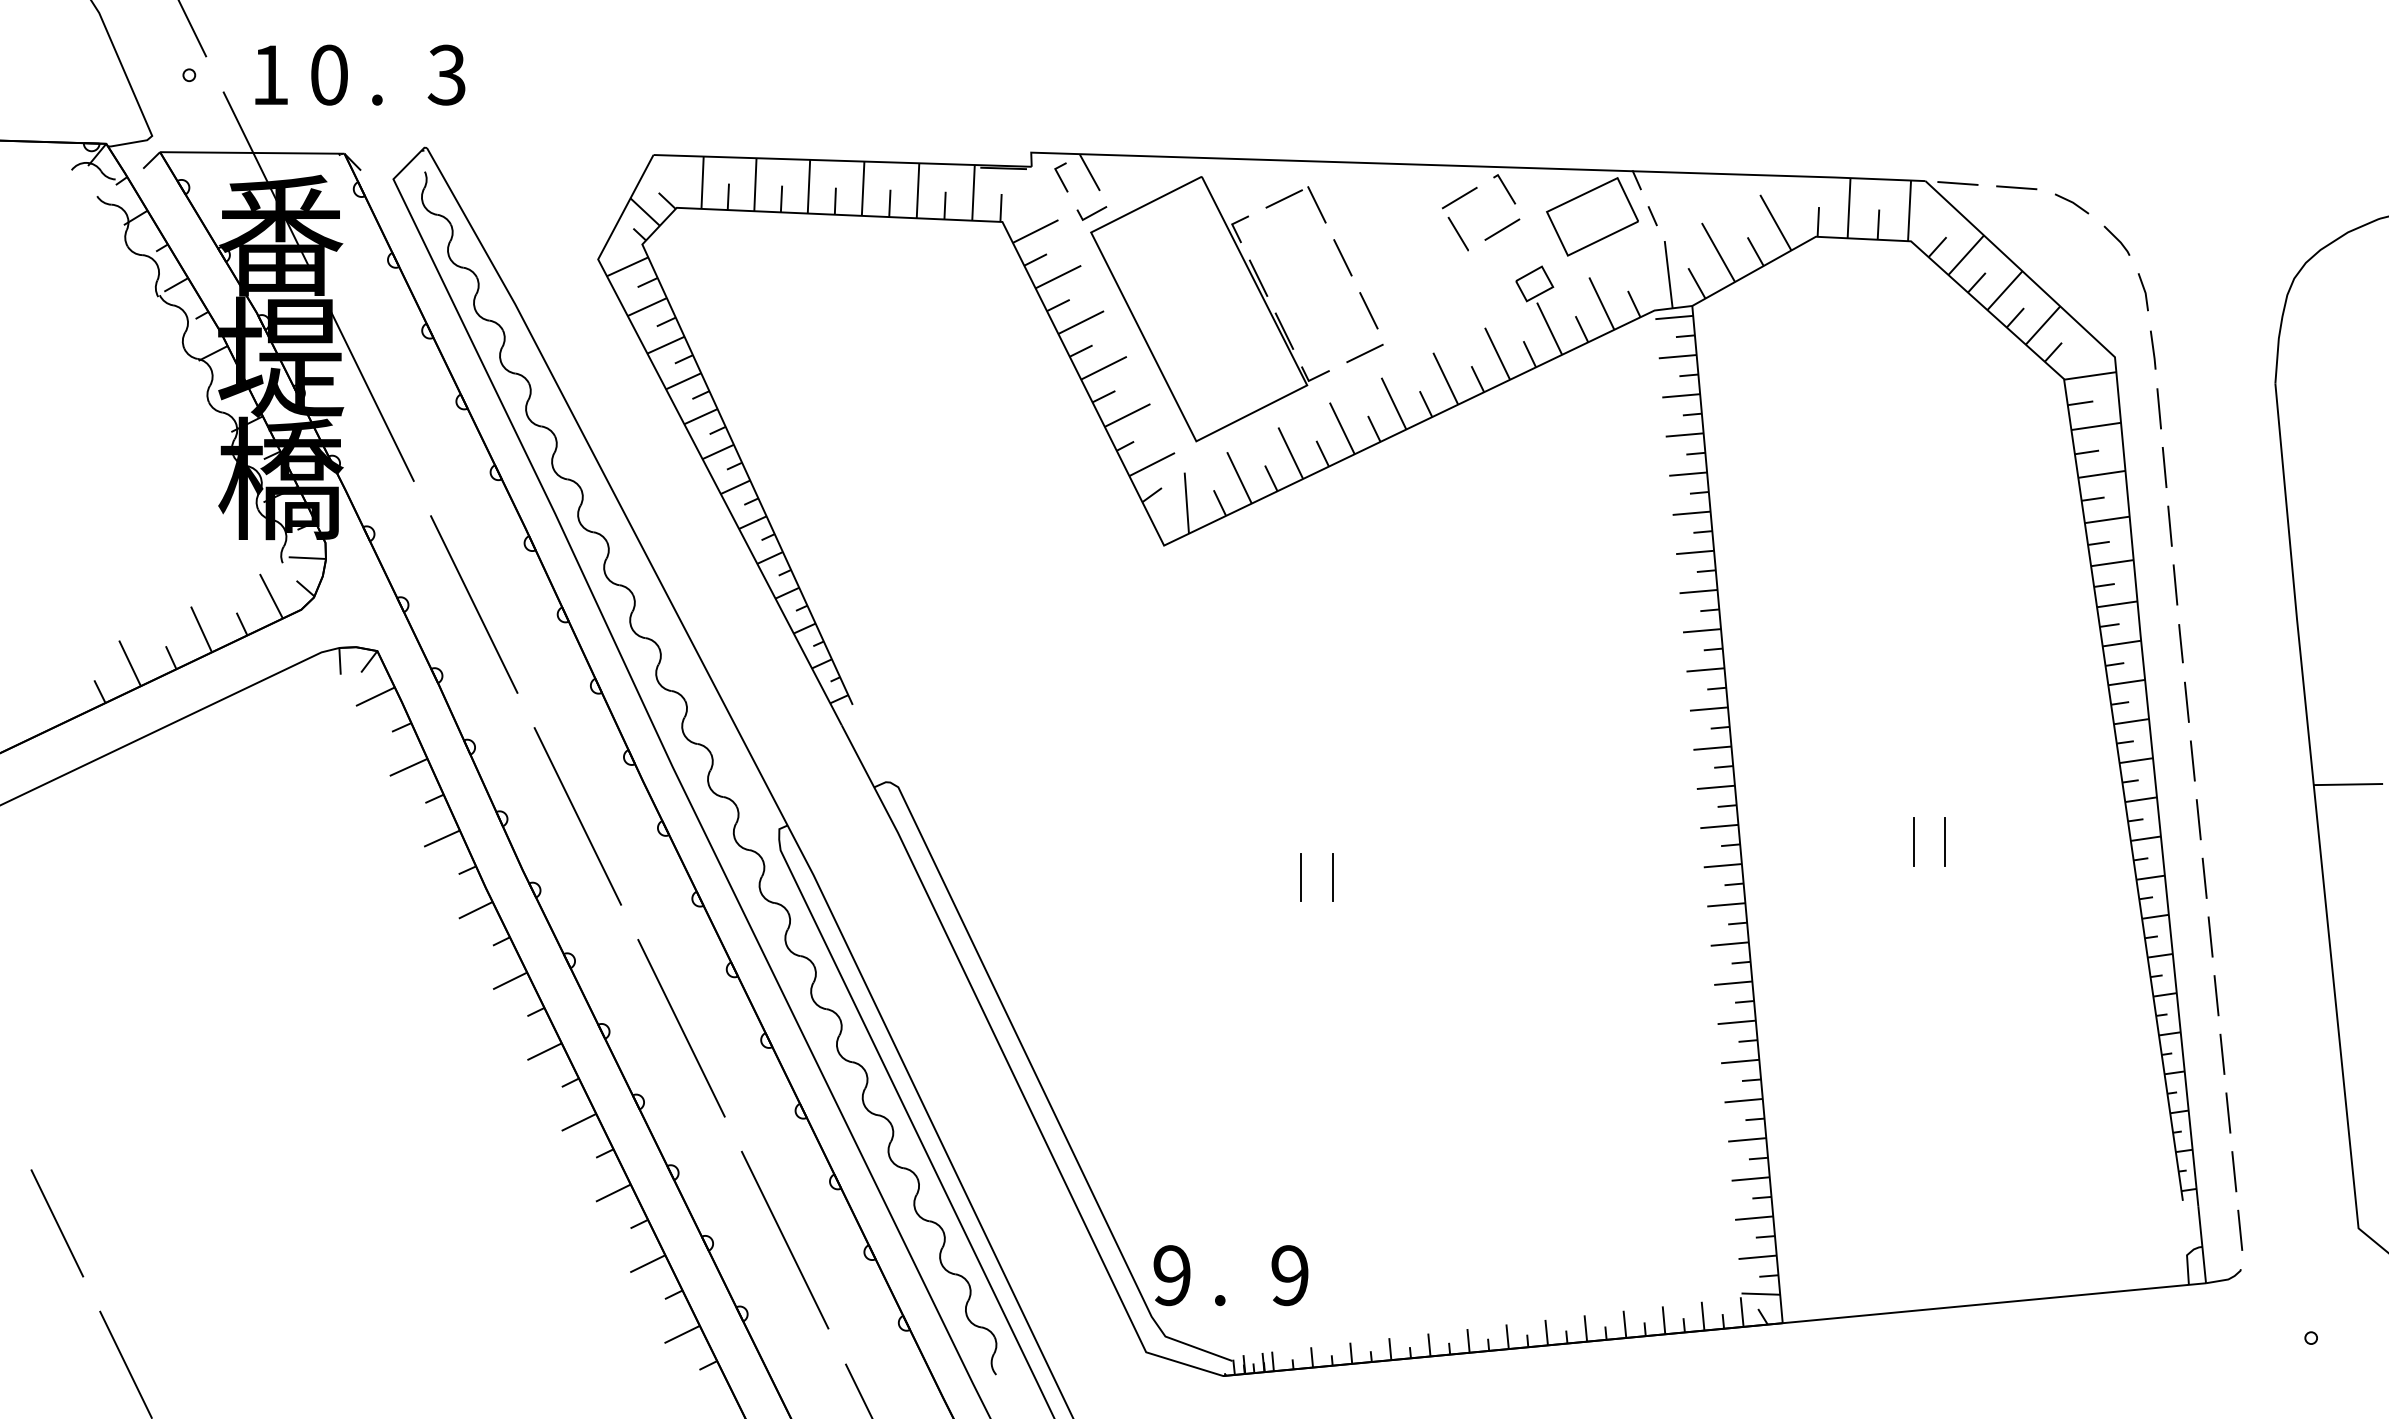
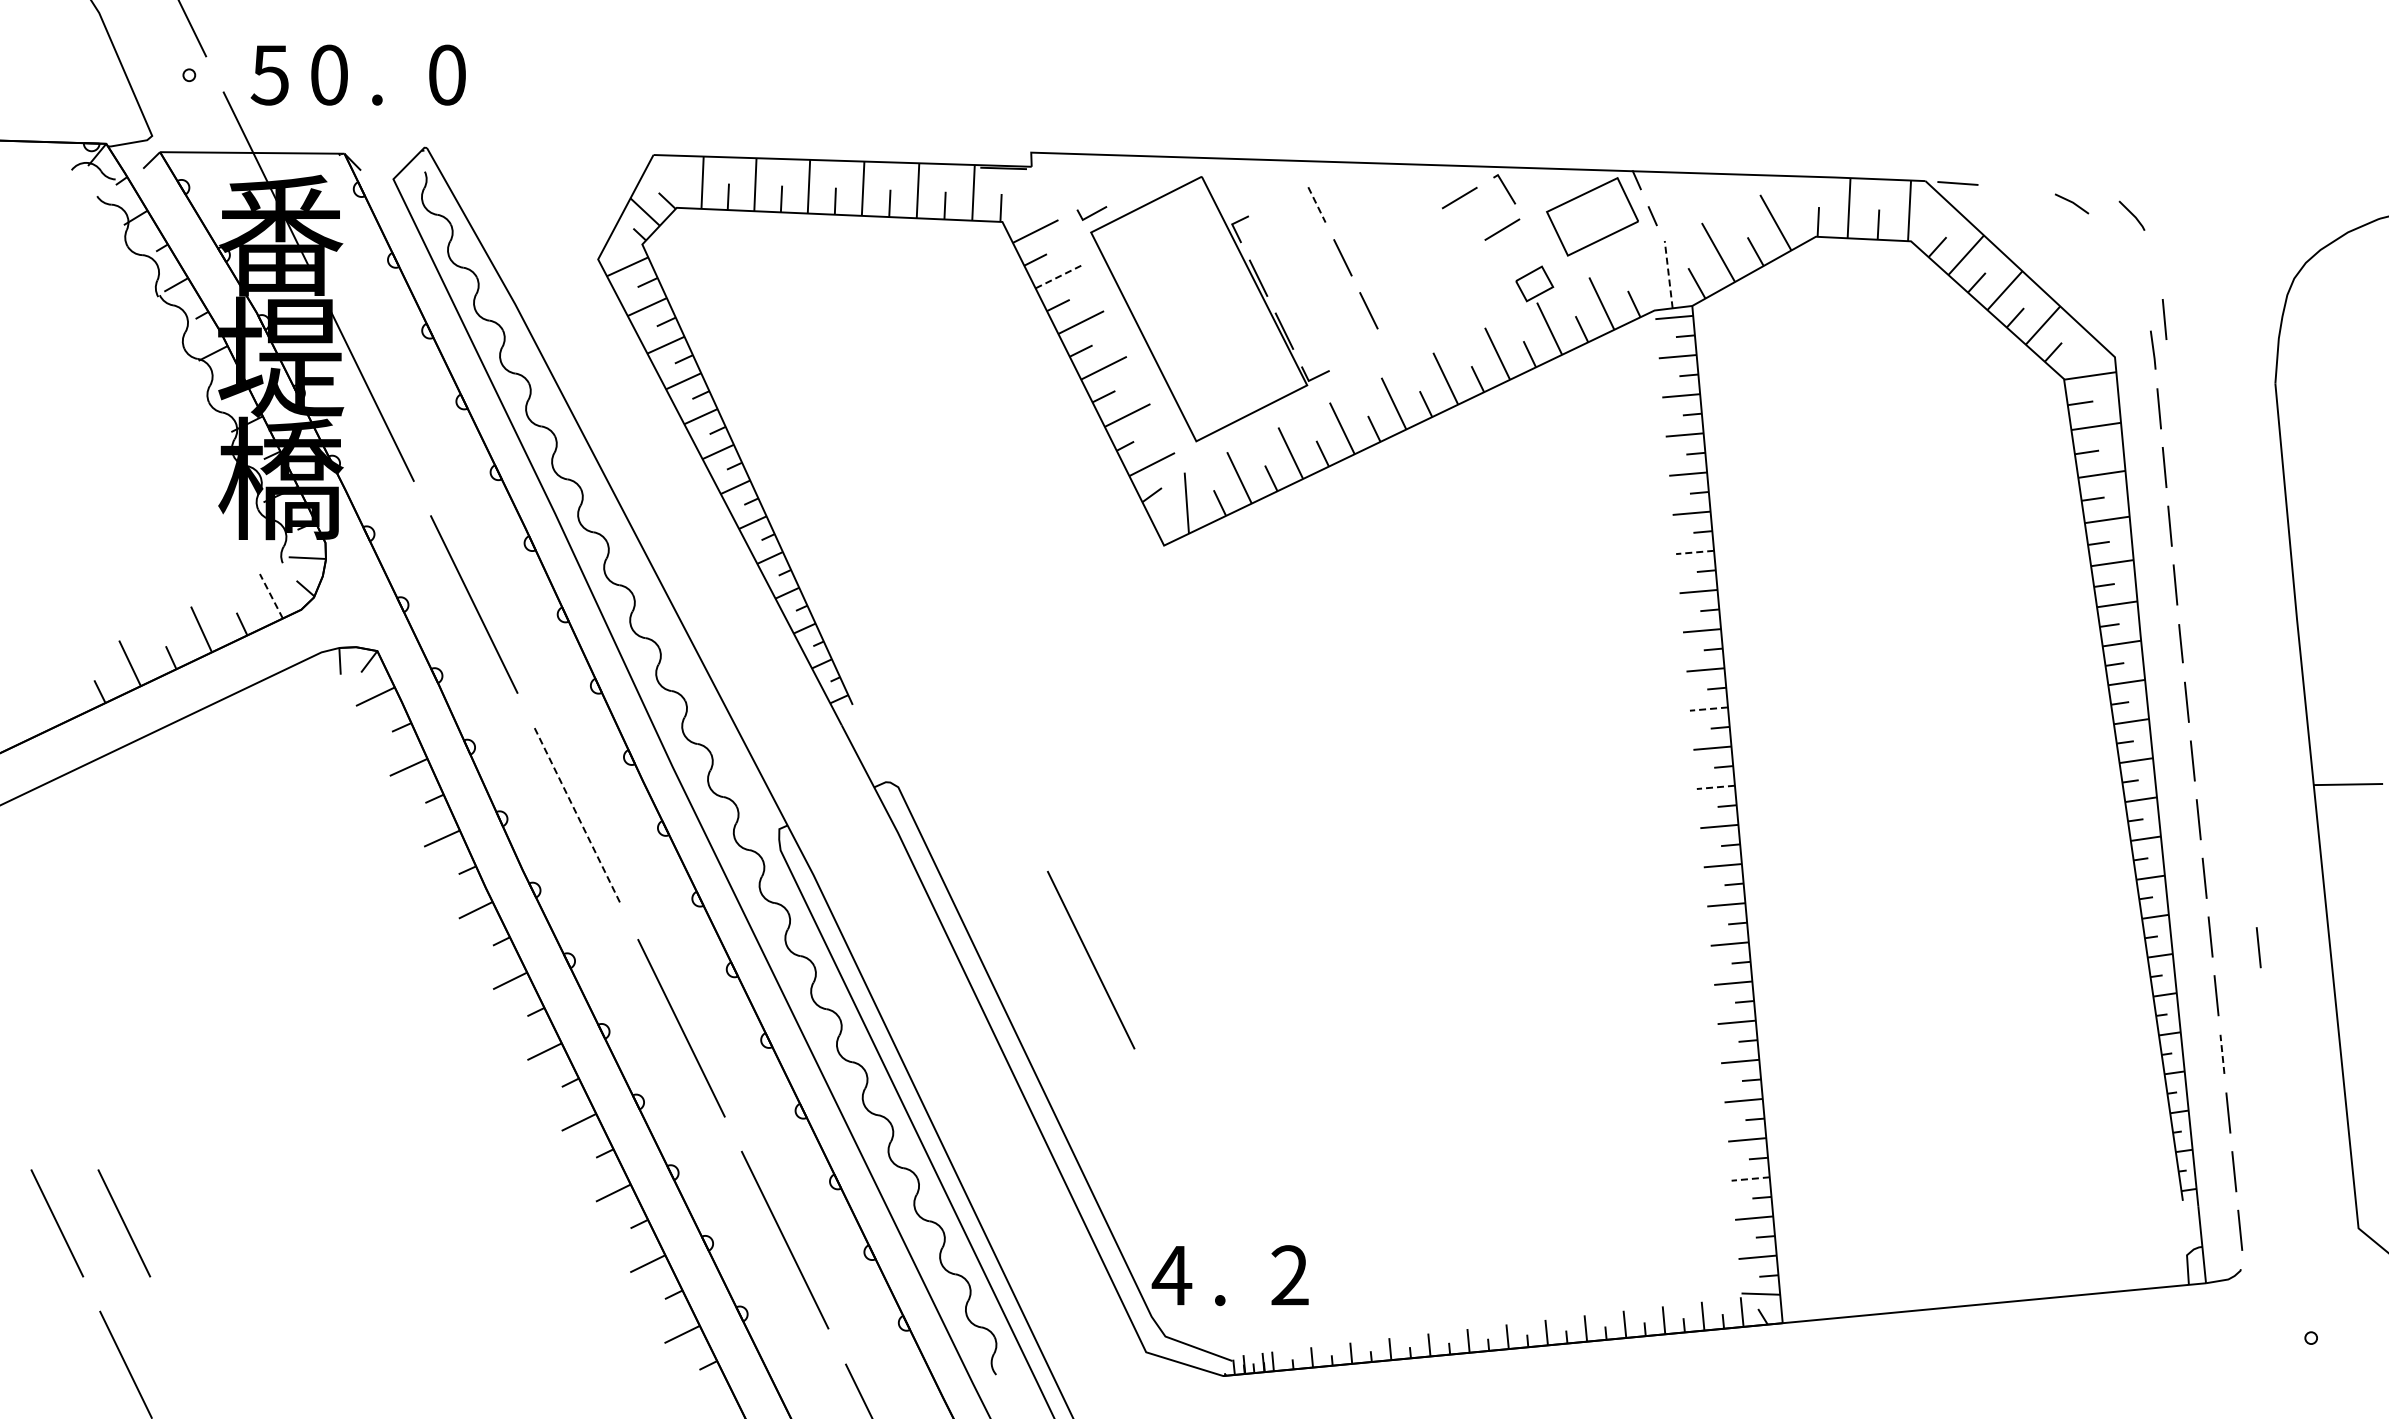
text: 3 -> 0 (446, 74)
text: 1 -> 5 (269, 75)
line: present -> none (1089, 172)
line: present -> none (1060, 177)
line: present -> none (2016, 187)
line: present -> none (1283, 198)
line: solid -> dashed (1316, 204)
line: present -> none (1457, 234)
line position: (2116, 239) -> (2131, 214) (2131, 214)
line: solid -> dashed (1668, 274)
line: solid -> dashed (1058, 276)
line: present -> none (2144, 292)
line: none -> present (2164, 319)
line: present -> none (1364, 353)
line: solid -> dashed (1694, 552)
line: solid -> dashed (271, 595)
line: solid -> dashed (1708, 709)
line: solid -> dashed (1715, 787)
line: solid -> dashed (578, 816)
line: present -> none (1913, 841)
line: present -> none (1945, 841)
line: present -> none (1301, 877)
line: present -> none (1332, 877)
line: none -> present (2258, 947)
line: none -> present (1091, 959)
line: solid -> dashed (2222, 1054)
line: solid -> dashed (1750, 1179)
line: none -> present (124, 1223)
text: 9 -> 4 (1171, 1275)
text: 9 -> 2 (1289, 1275)
